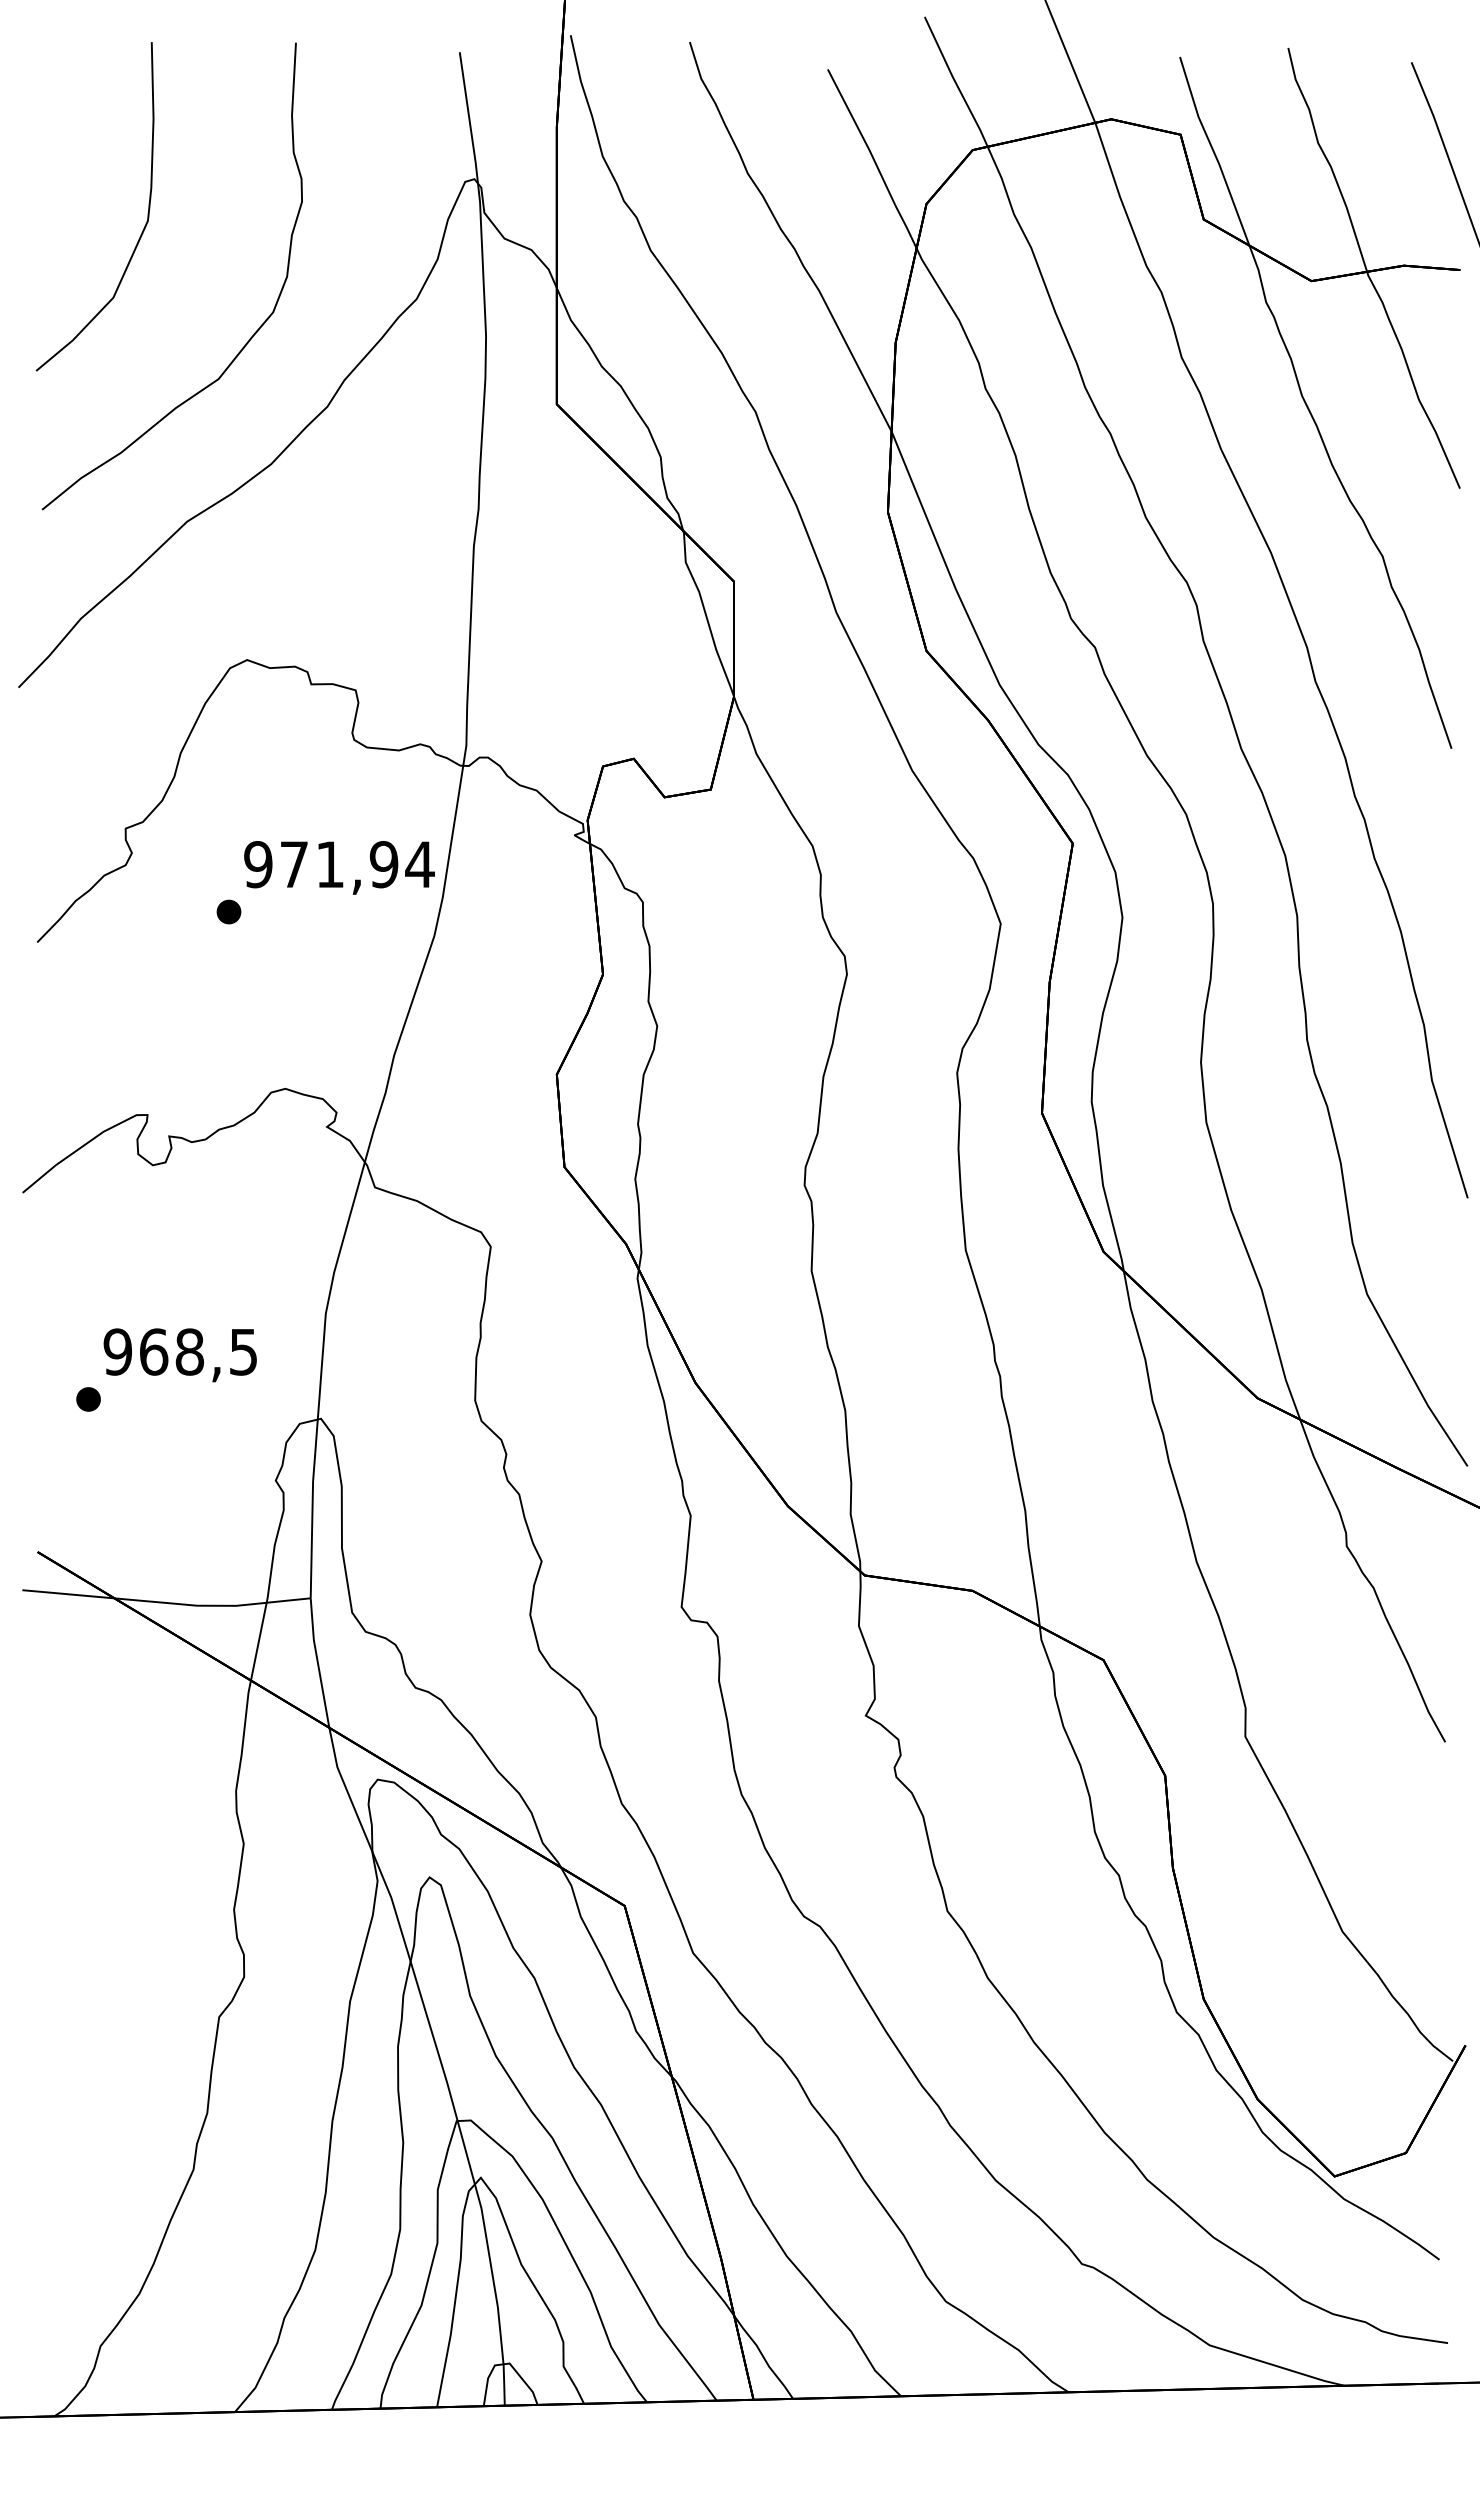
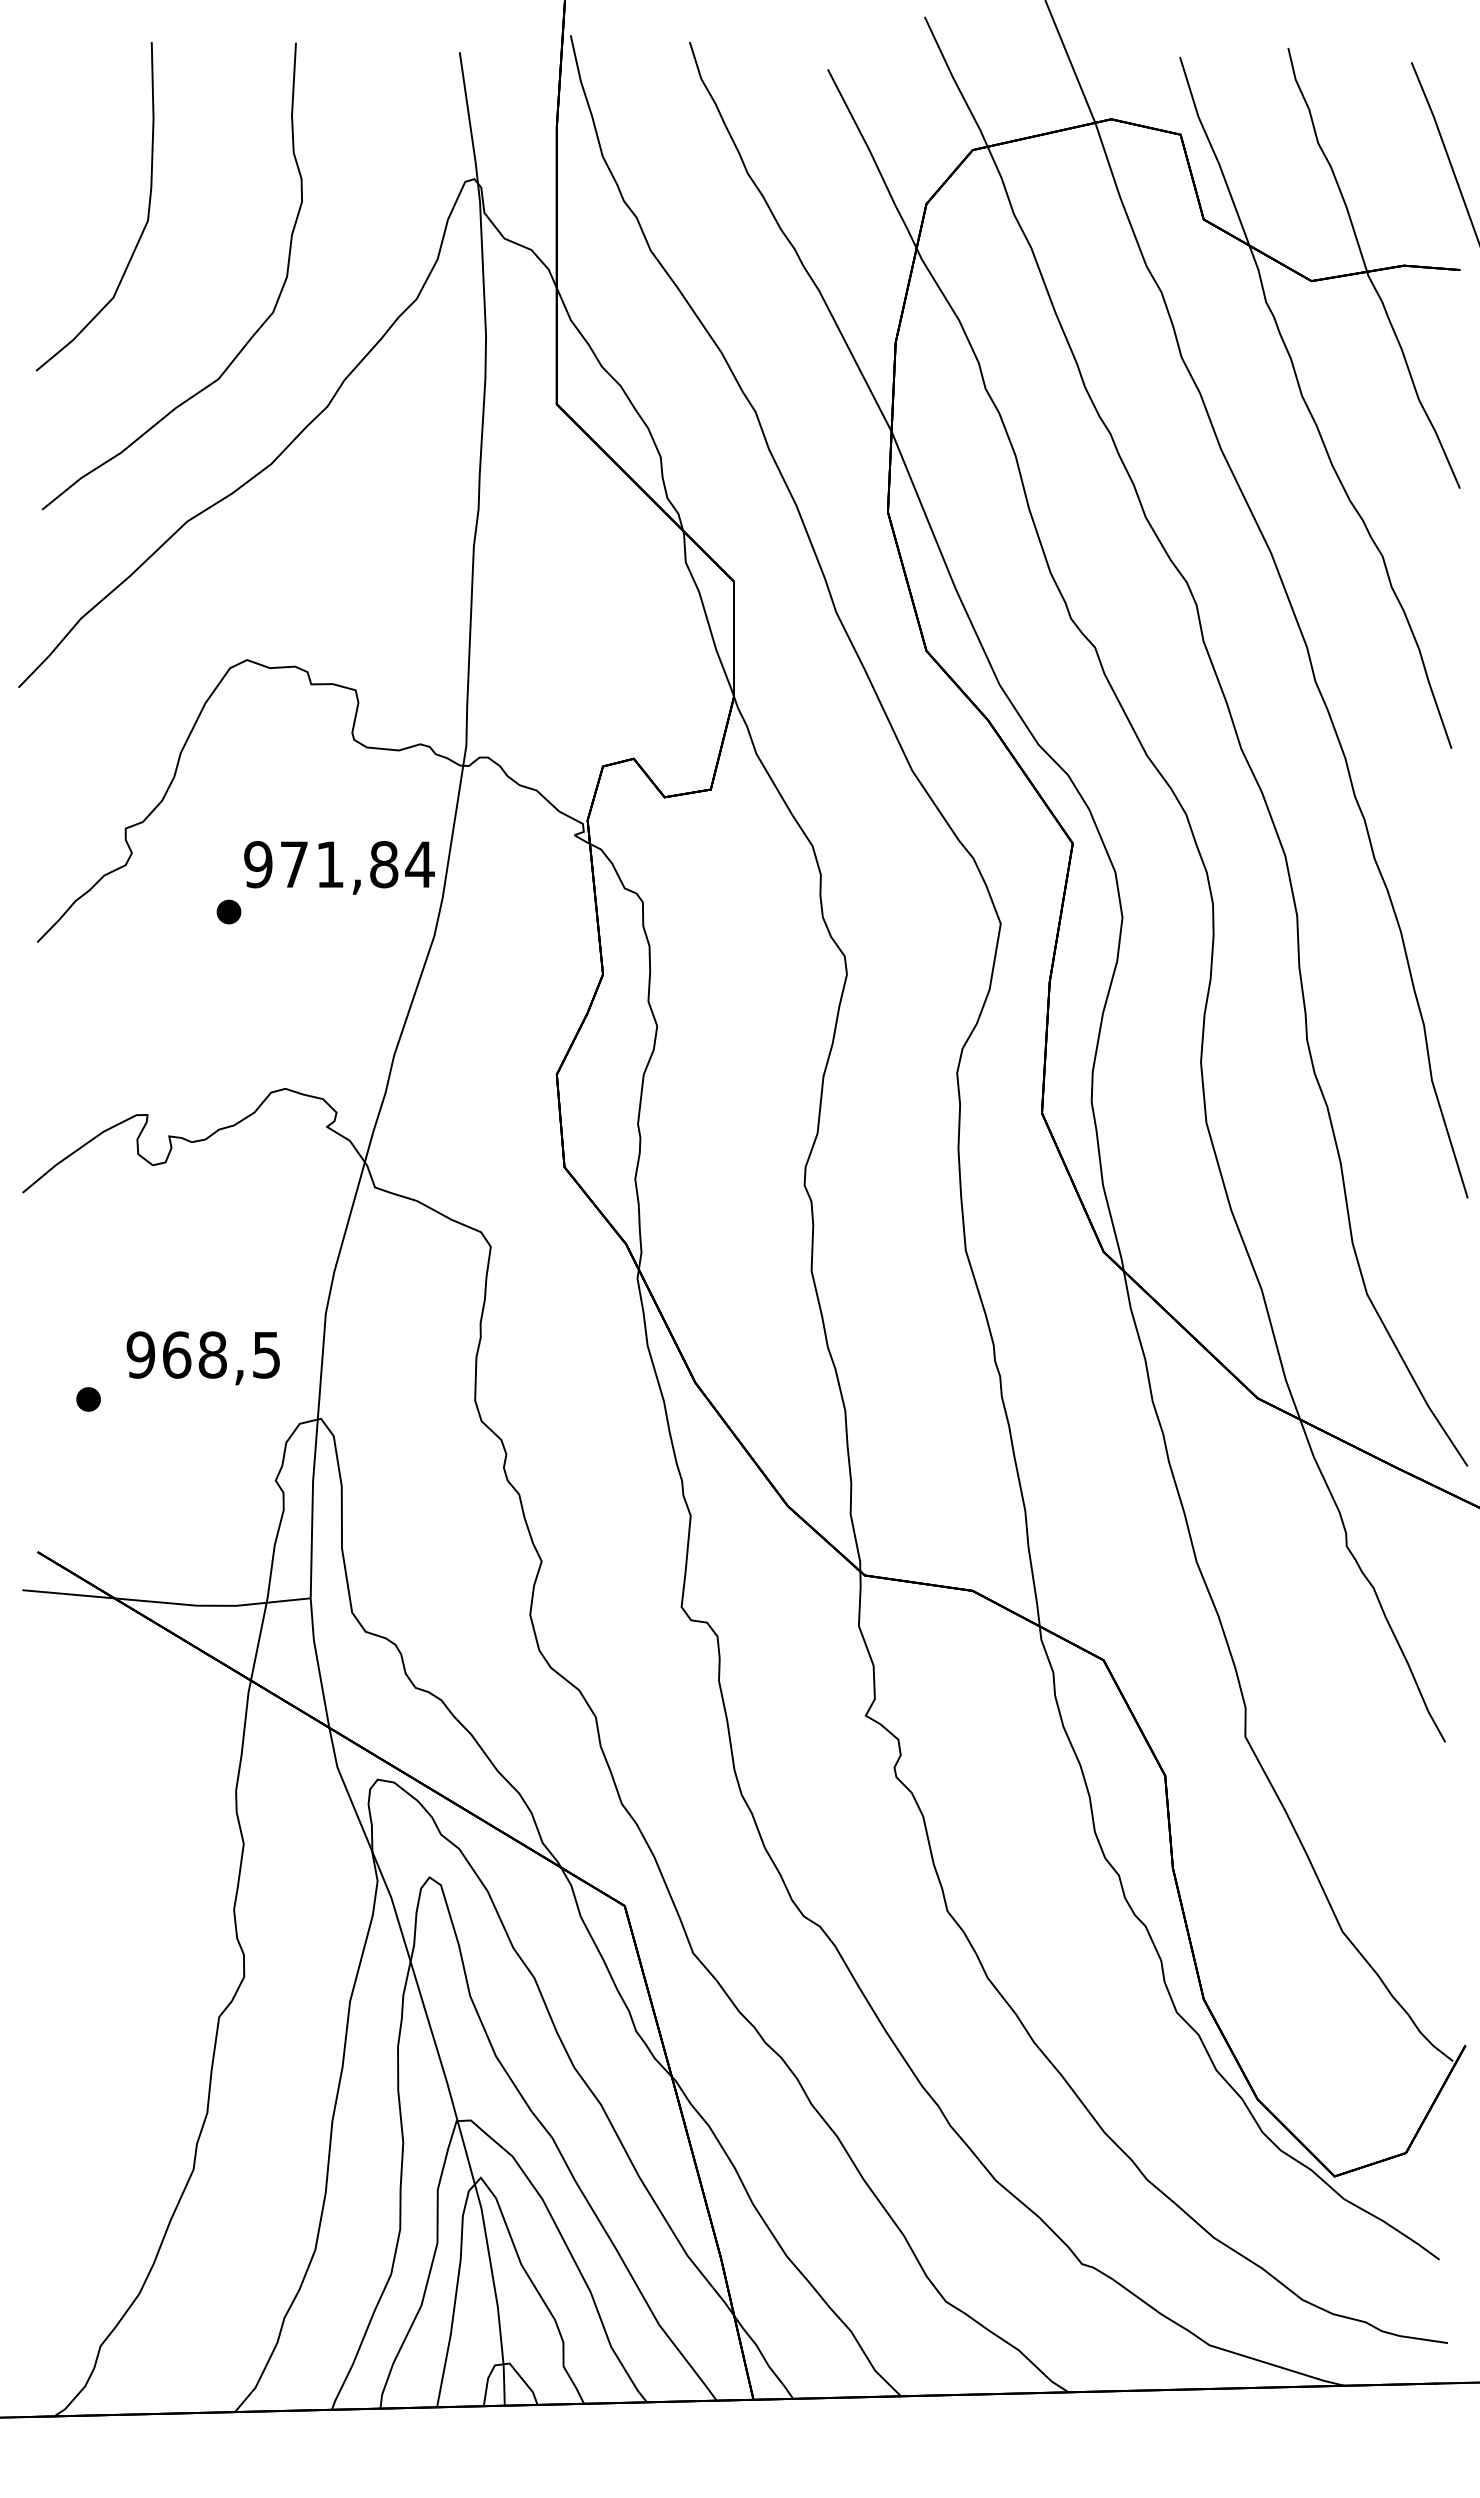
text: 971,94 -> 971,84 (383, 864)
text position: (179, 1355) -> (202, 1358) (202, 1358)
